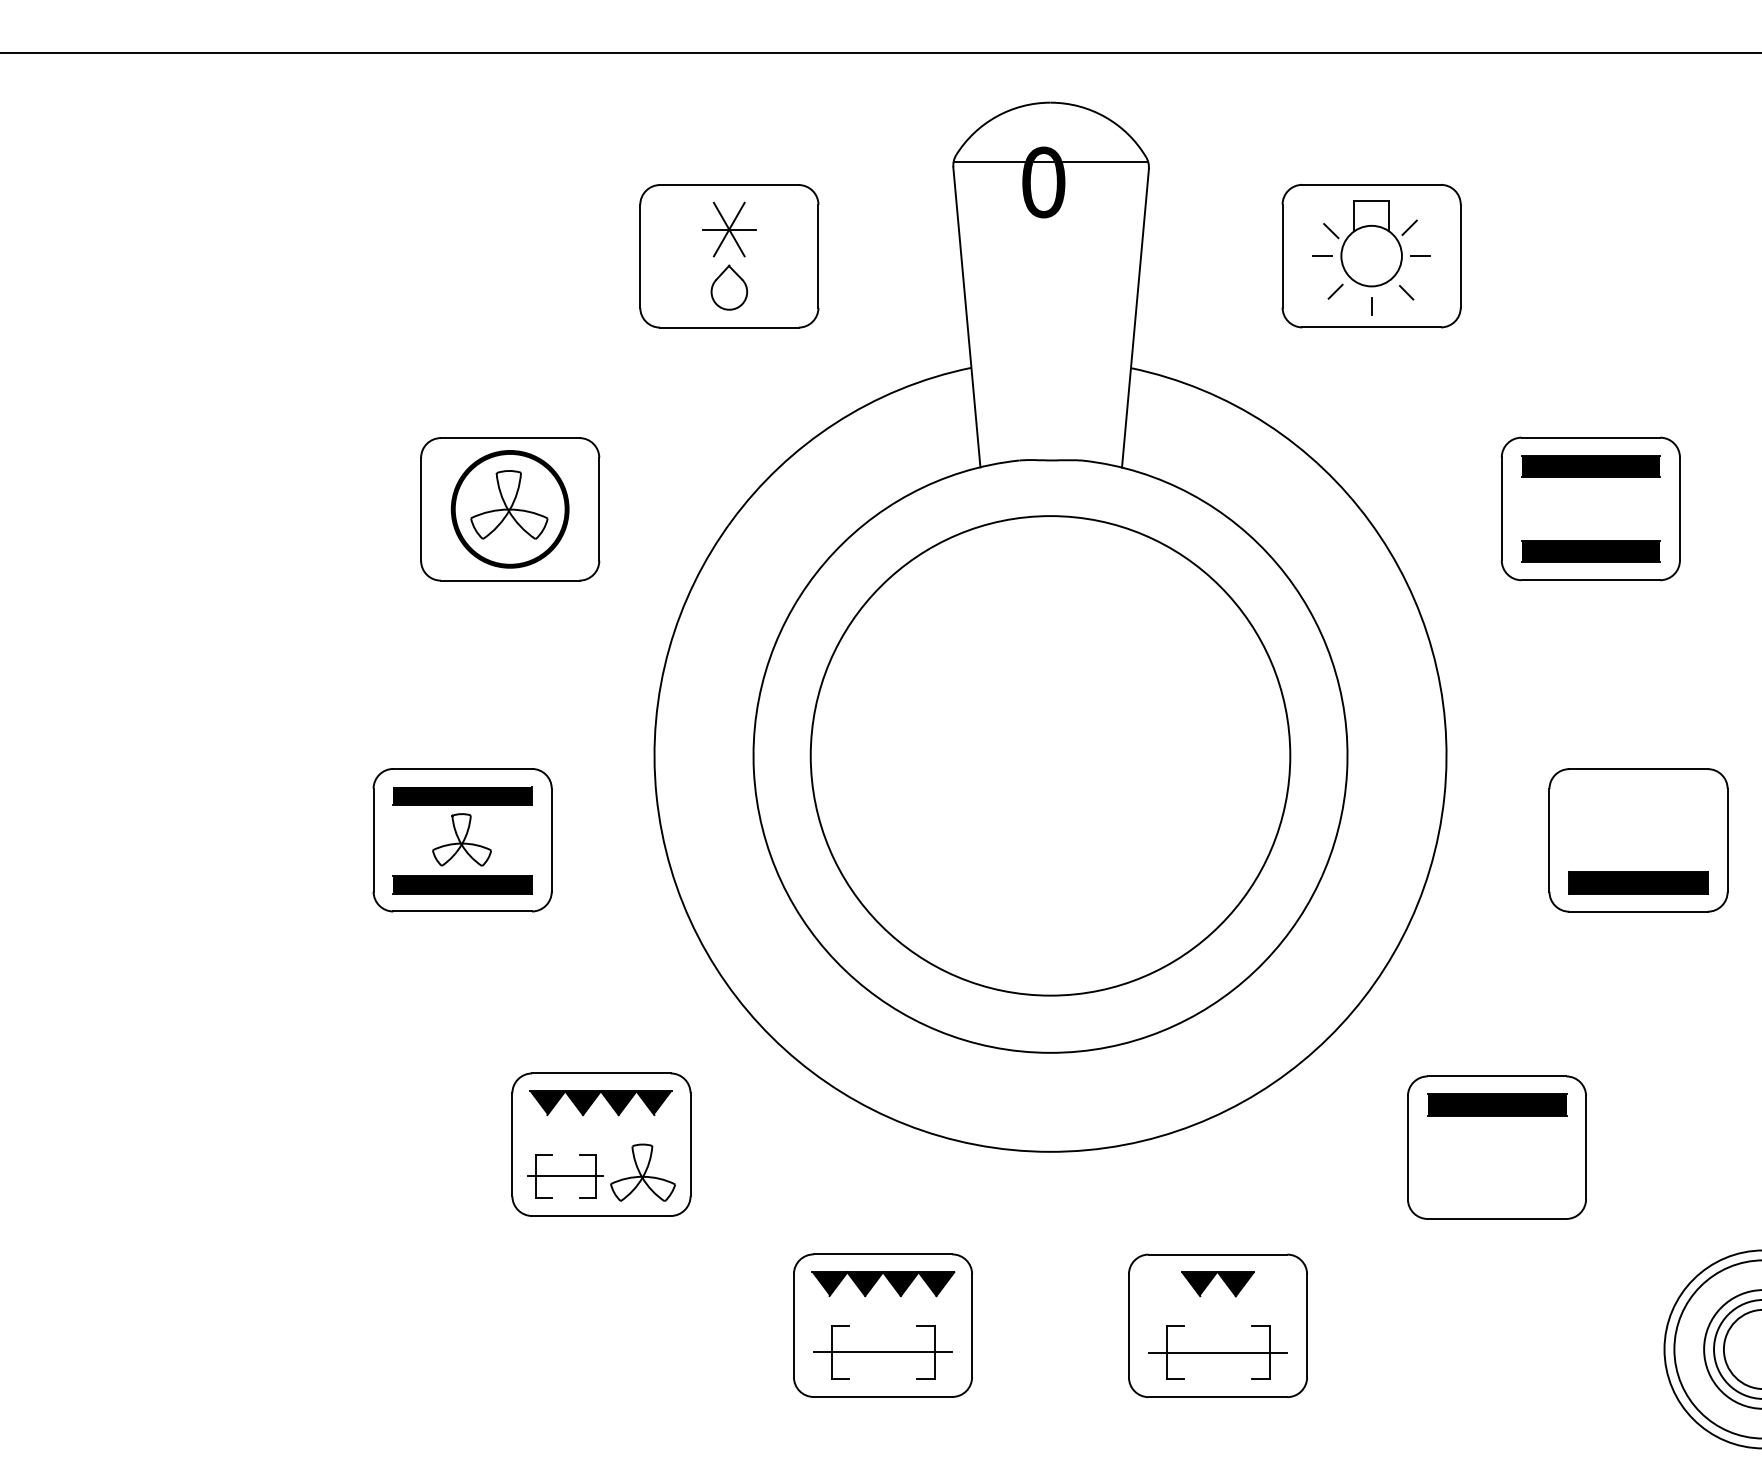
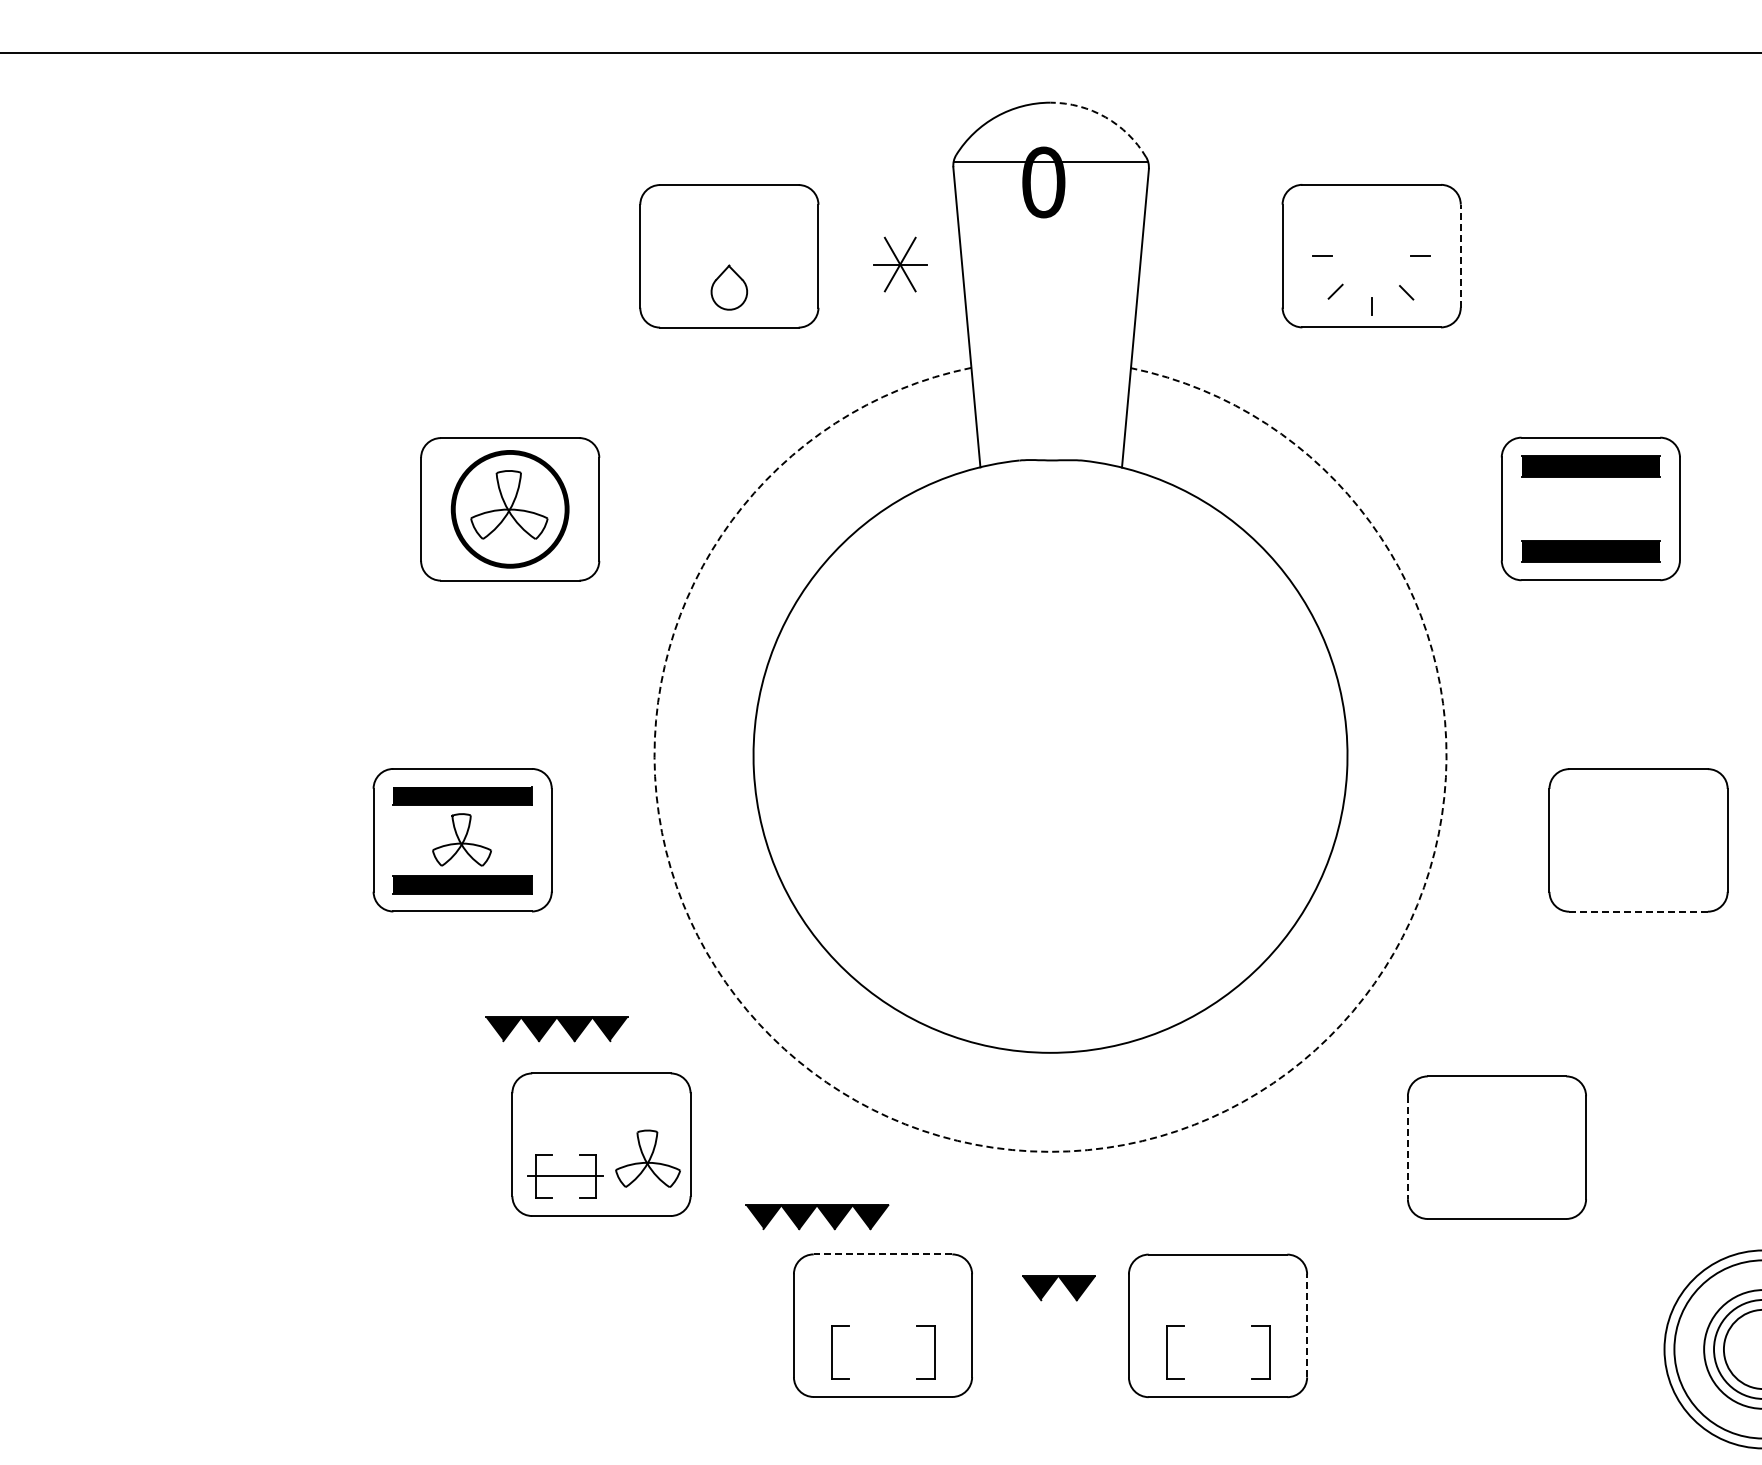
arc: solid -> dashed (1105, 117)
part position: (729, 229) -> (900, 264) (900, 264)
part: present -> none (1370, 243)
line: solid -> dashed (1460, 255)
circle: present -> none (1050, 755)
part: present -> none (1638, 882)
line: solid -> dashed (1639, 911)
part position: (600, 1103) -> (556, 1029) (556, 1029)
part: present -> none (1497, 1104)
line: solid -> dashed (1407, 1148)
arc: solid -> dashed (1049, 1151)
part position: (642, 1172) -> (647, 1158) (647, 1158)
line: solid -> dashed (882, 1254)
part position: (1222, 1280) -> (1063, 1284) (1063, 1284)
part position: (883, 1284) -> (817, 1217) (817, 1217)
line: solid -> dashed (1307, 1325)
line: present -> none (882, 1352)
line: present -> none (1217, 1352)
